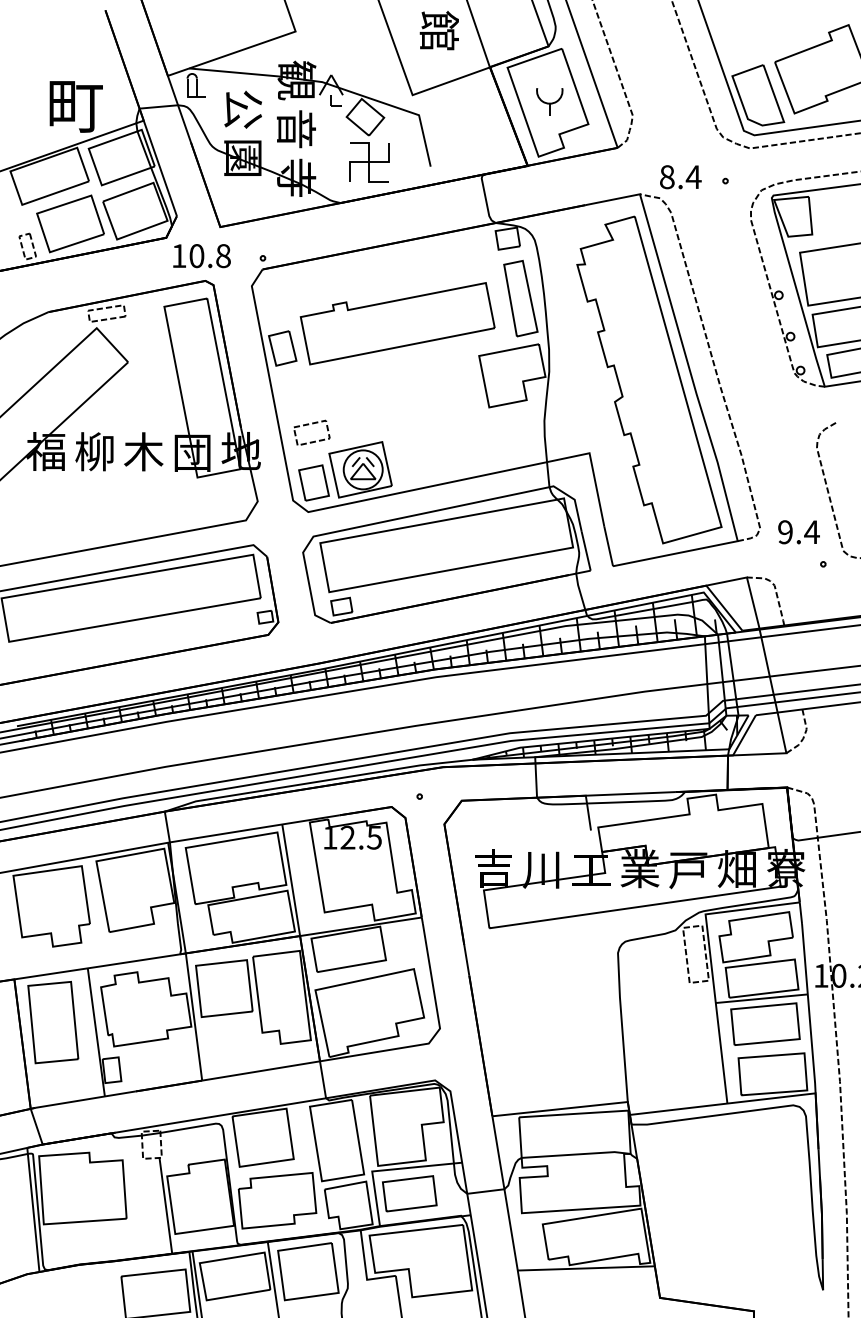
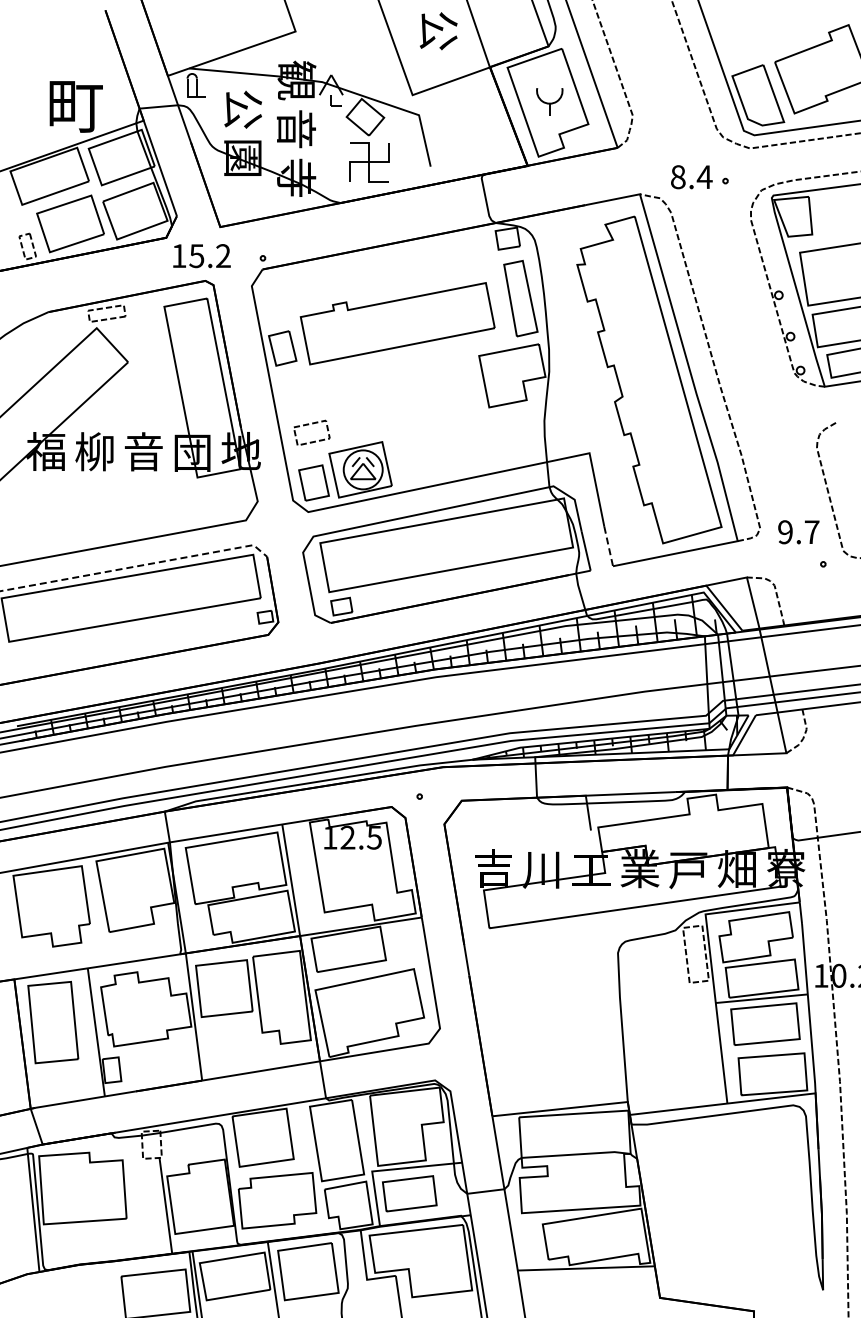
text: 館 -> 公 (438, 30)
text position: (680, 177) -> (691, 177) (691, 177)
text: 10.8 -> 15.2 (209, 256)
text: 木 -> 音 (143, 453)
text: 9.4 -> 9.7 (811, 531)
line: solid -> dashed (608, 547)
line: solid -> dashed (136, 566)
